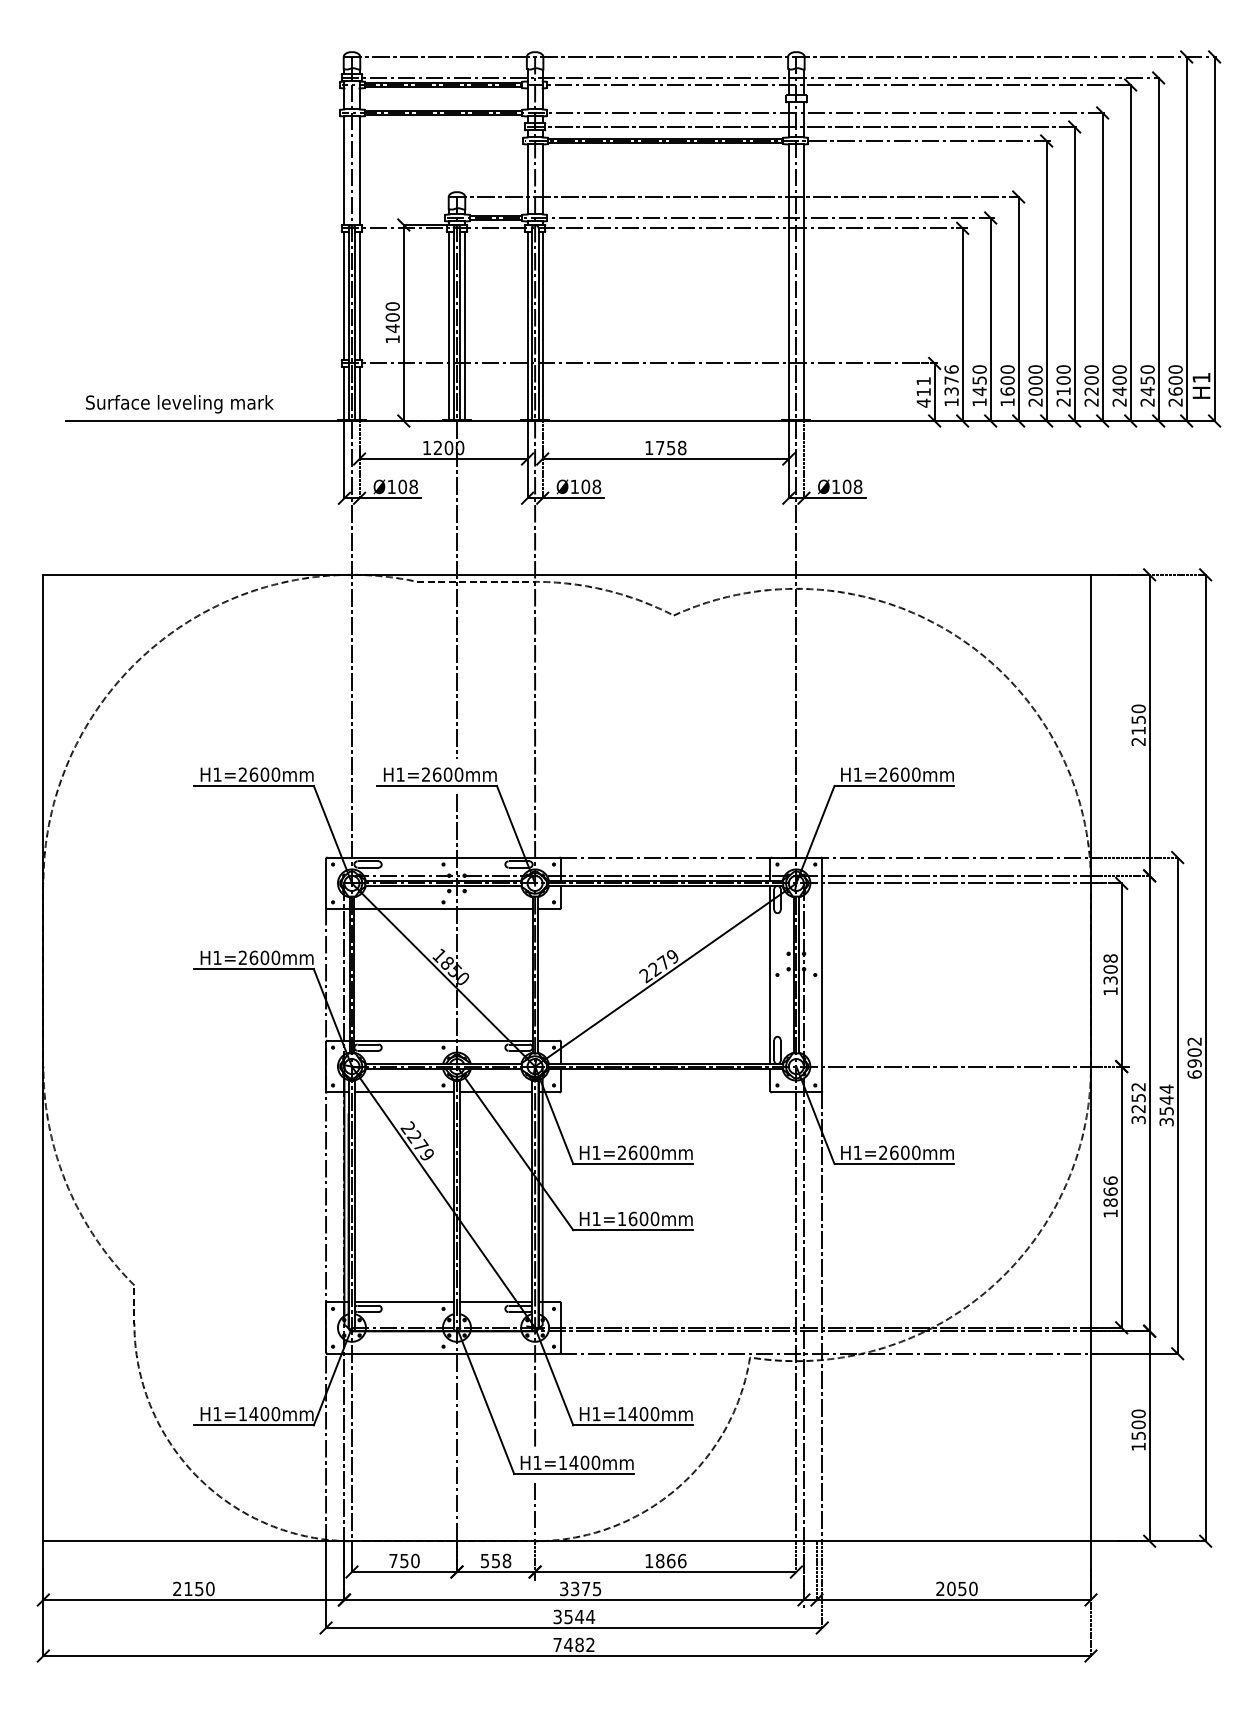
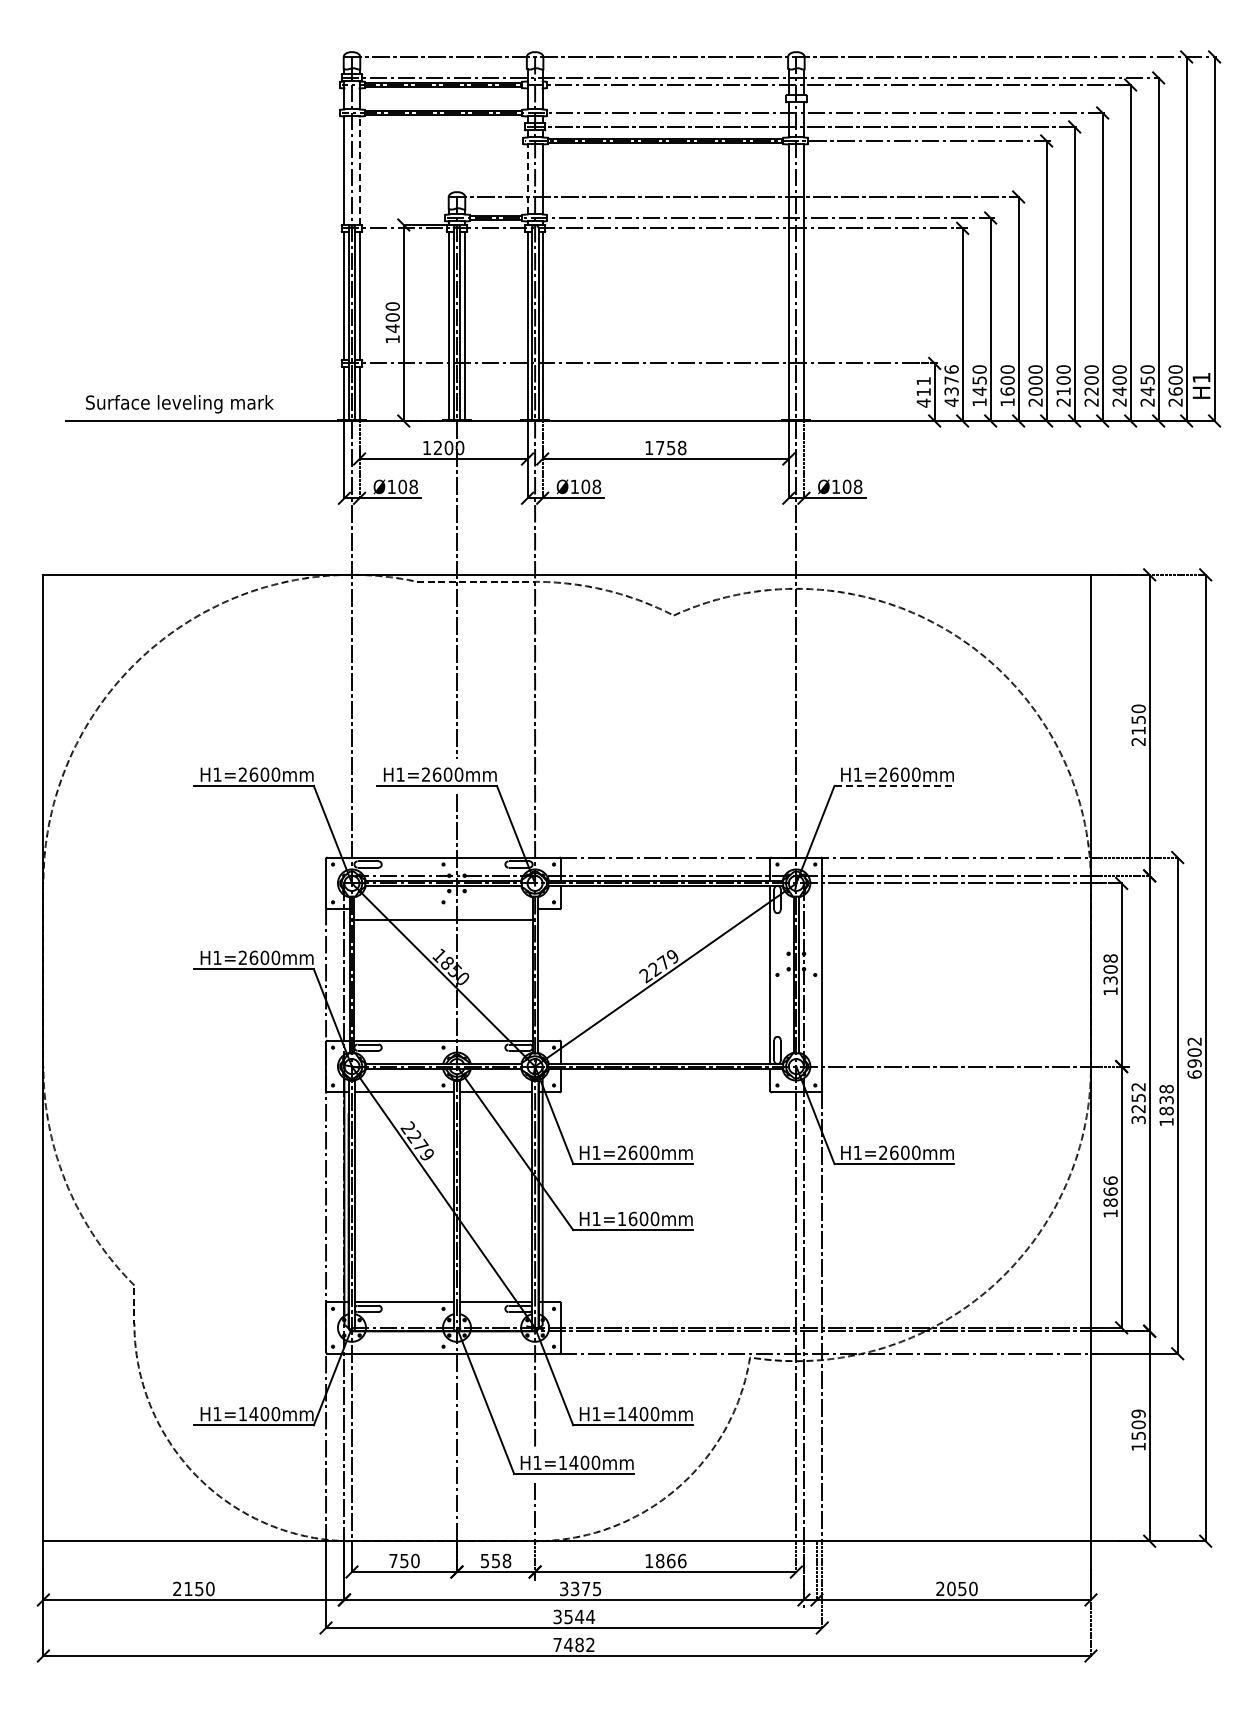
line: solid -> dashed (359, 170)
line: solid -> dashed (527, 179)
text: 1376 -> 4376 (951, 402)
line: solid -> dashed (894, 785)
line position: (443, 909) -> (443, 920) (443, 920)
text: 3544 -> 1838 (1166, 1105)
text: 1500 -> 1509 (1138, 1413)
